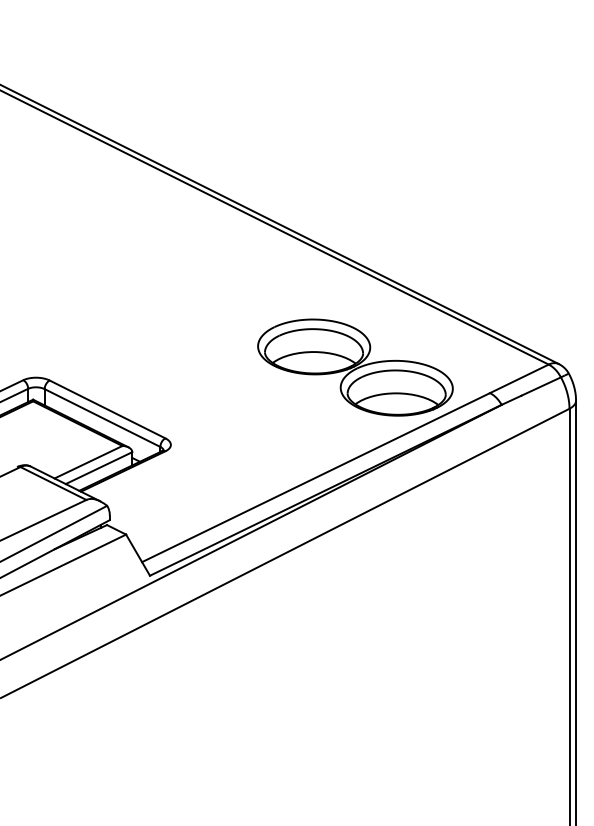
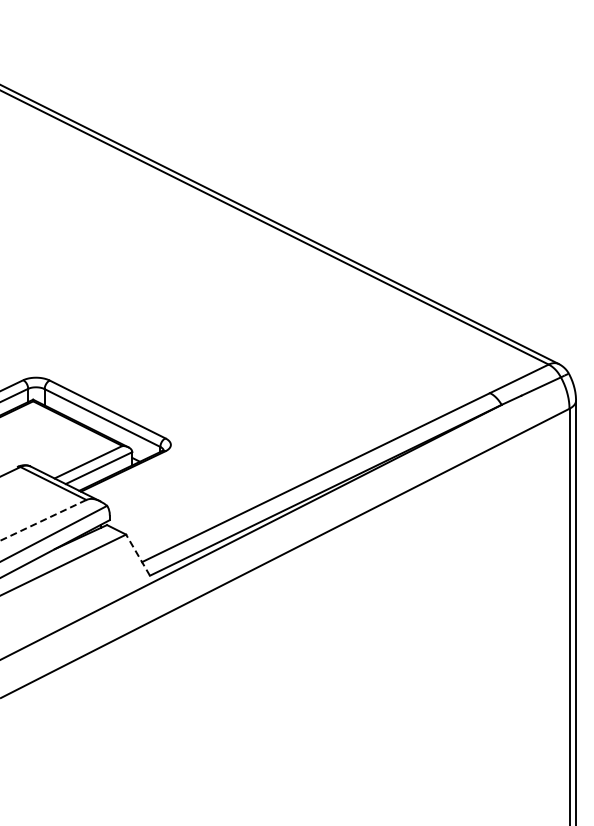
part: present -> none (355, 367)
line: solid -> dashed (43, 520)
line: solid -> dashed (138, 555)
